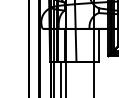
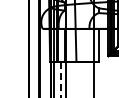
line: solid -> dashed (60, 79)
